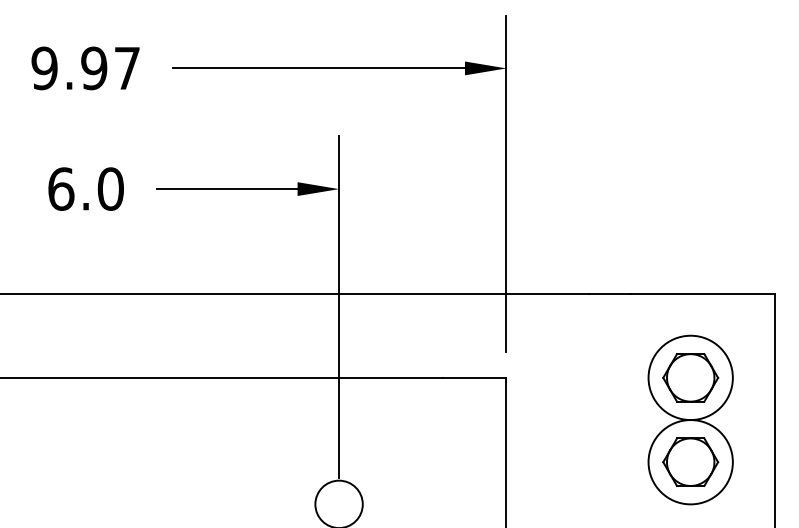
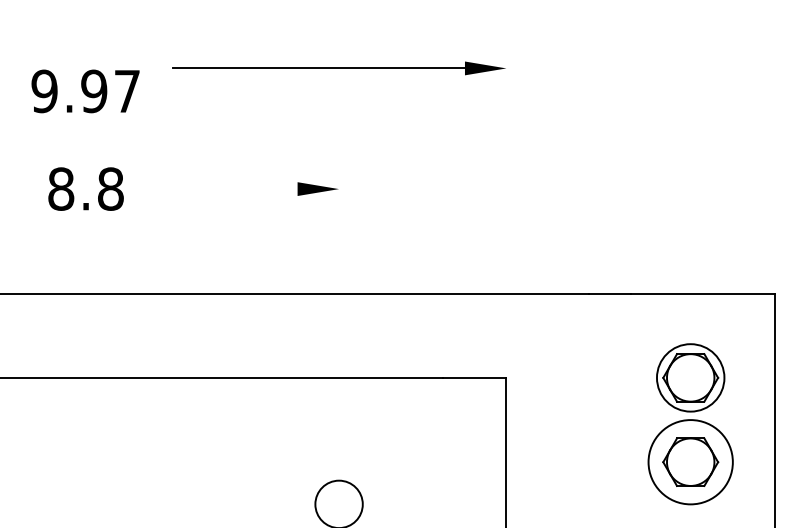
text position: (85, 68) -> (85, 91) (85, 91)
line: present -> none (506, 183)
text: 6.0 -> 8.8 (85, 188)
line: present -> none (227, 189)
line: present -> none (339, 307)
circle diameter: 84 px -> 67 px (690, 377)
